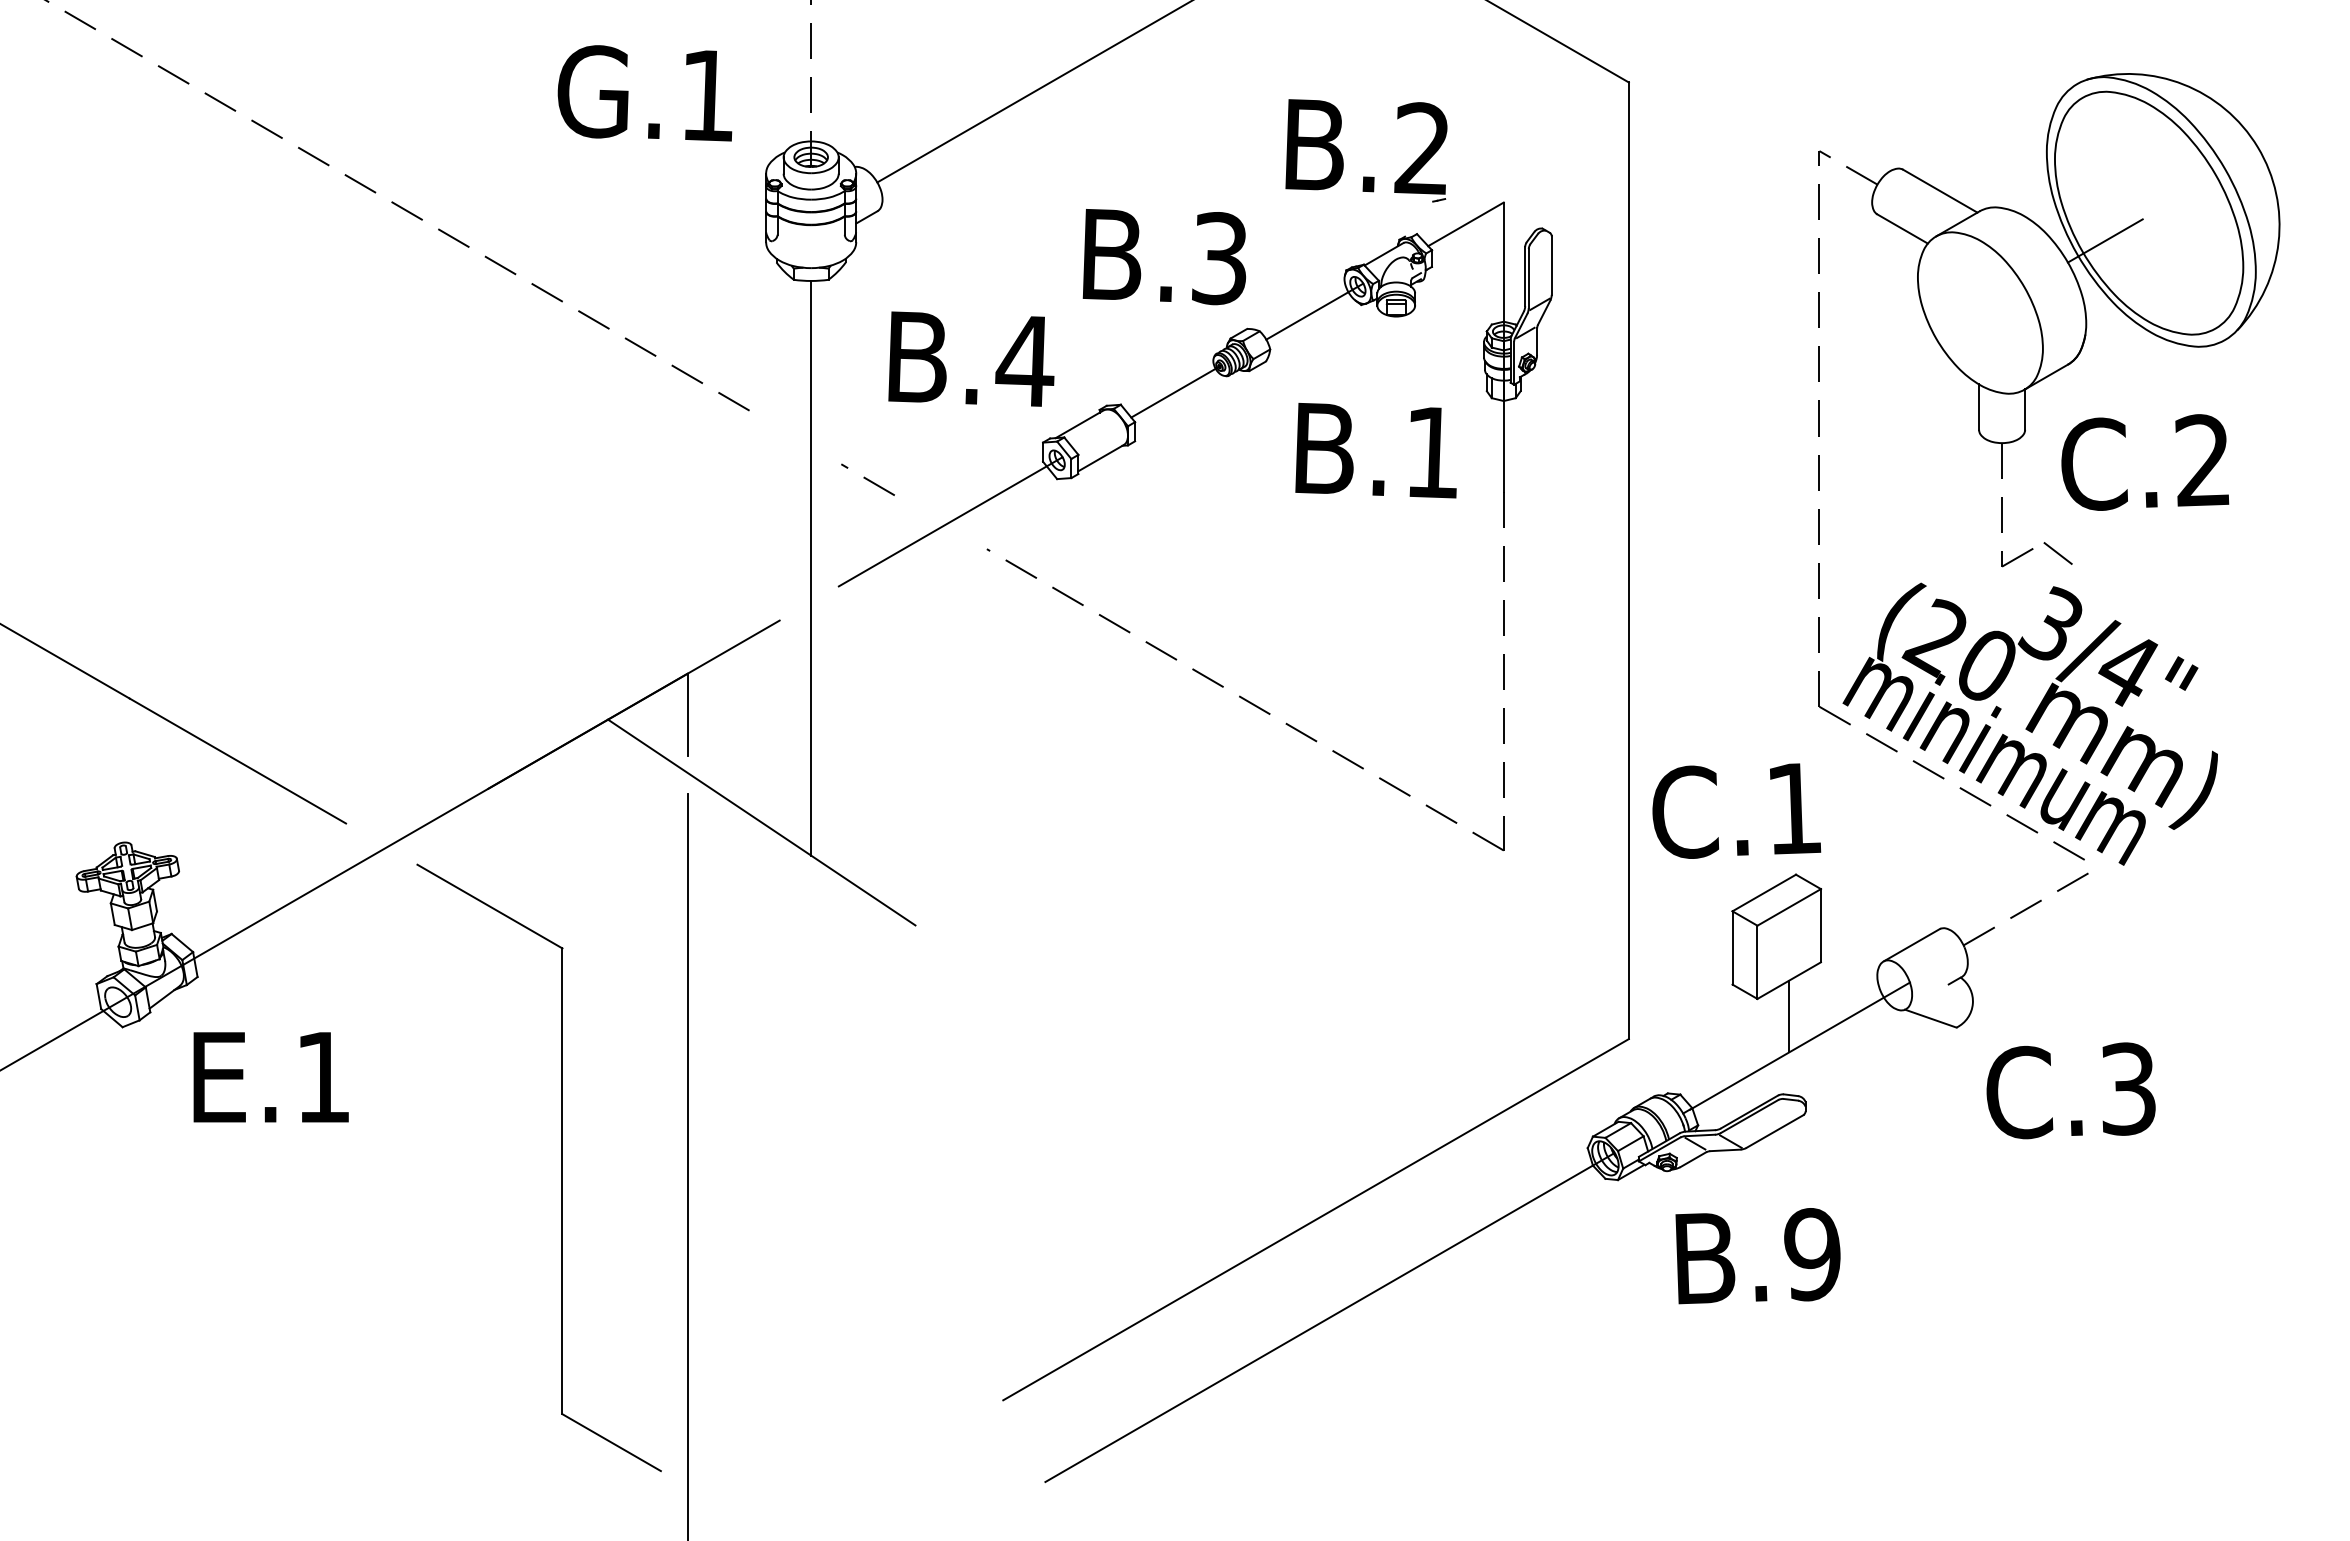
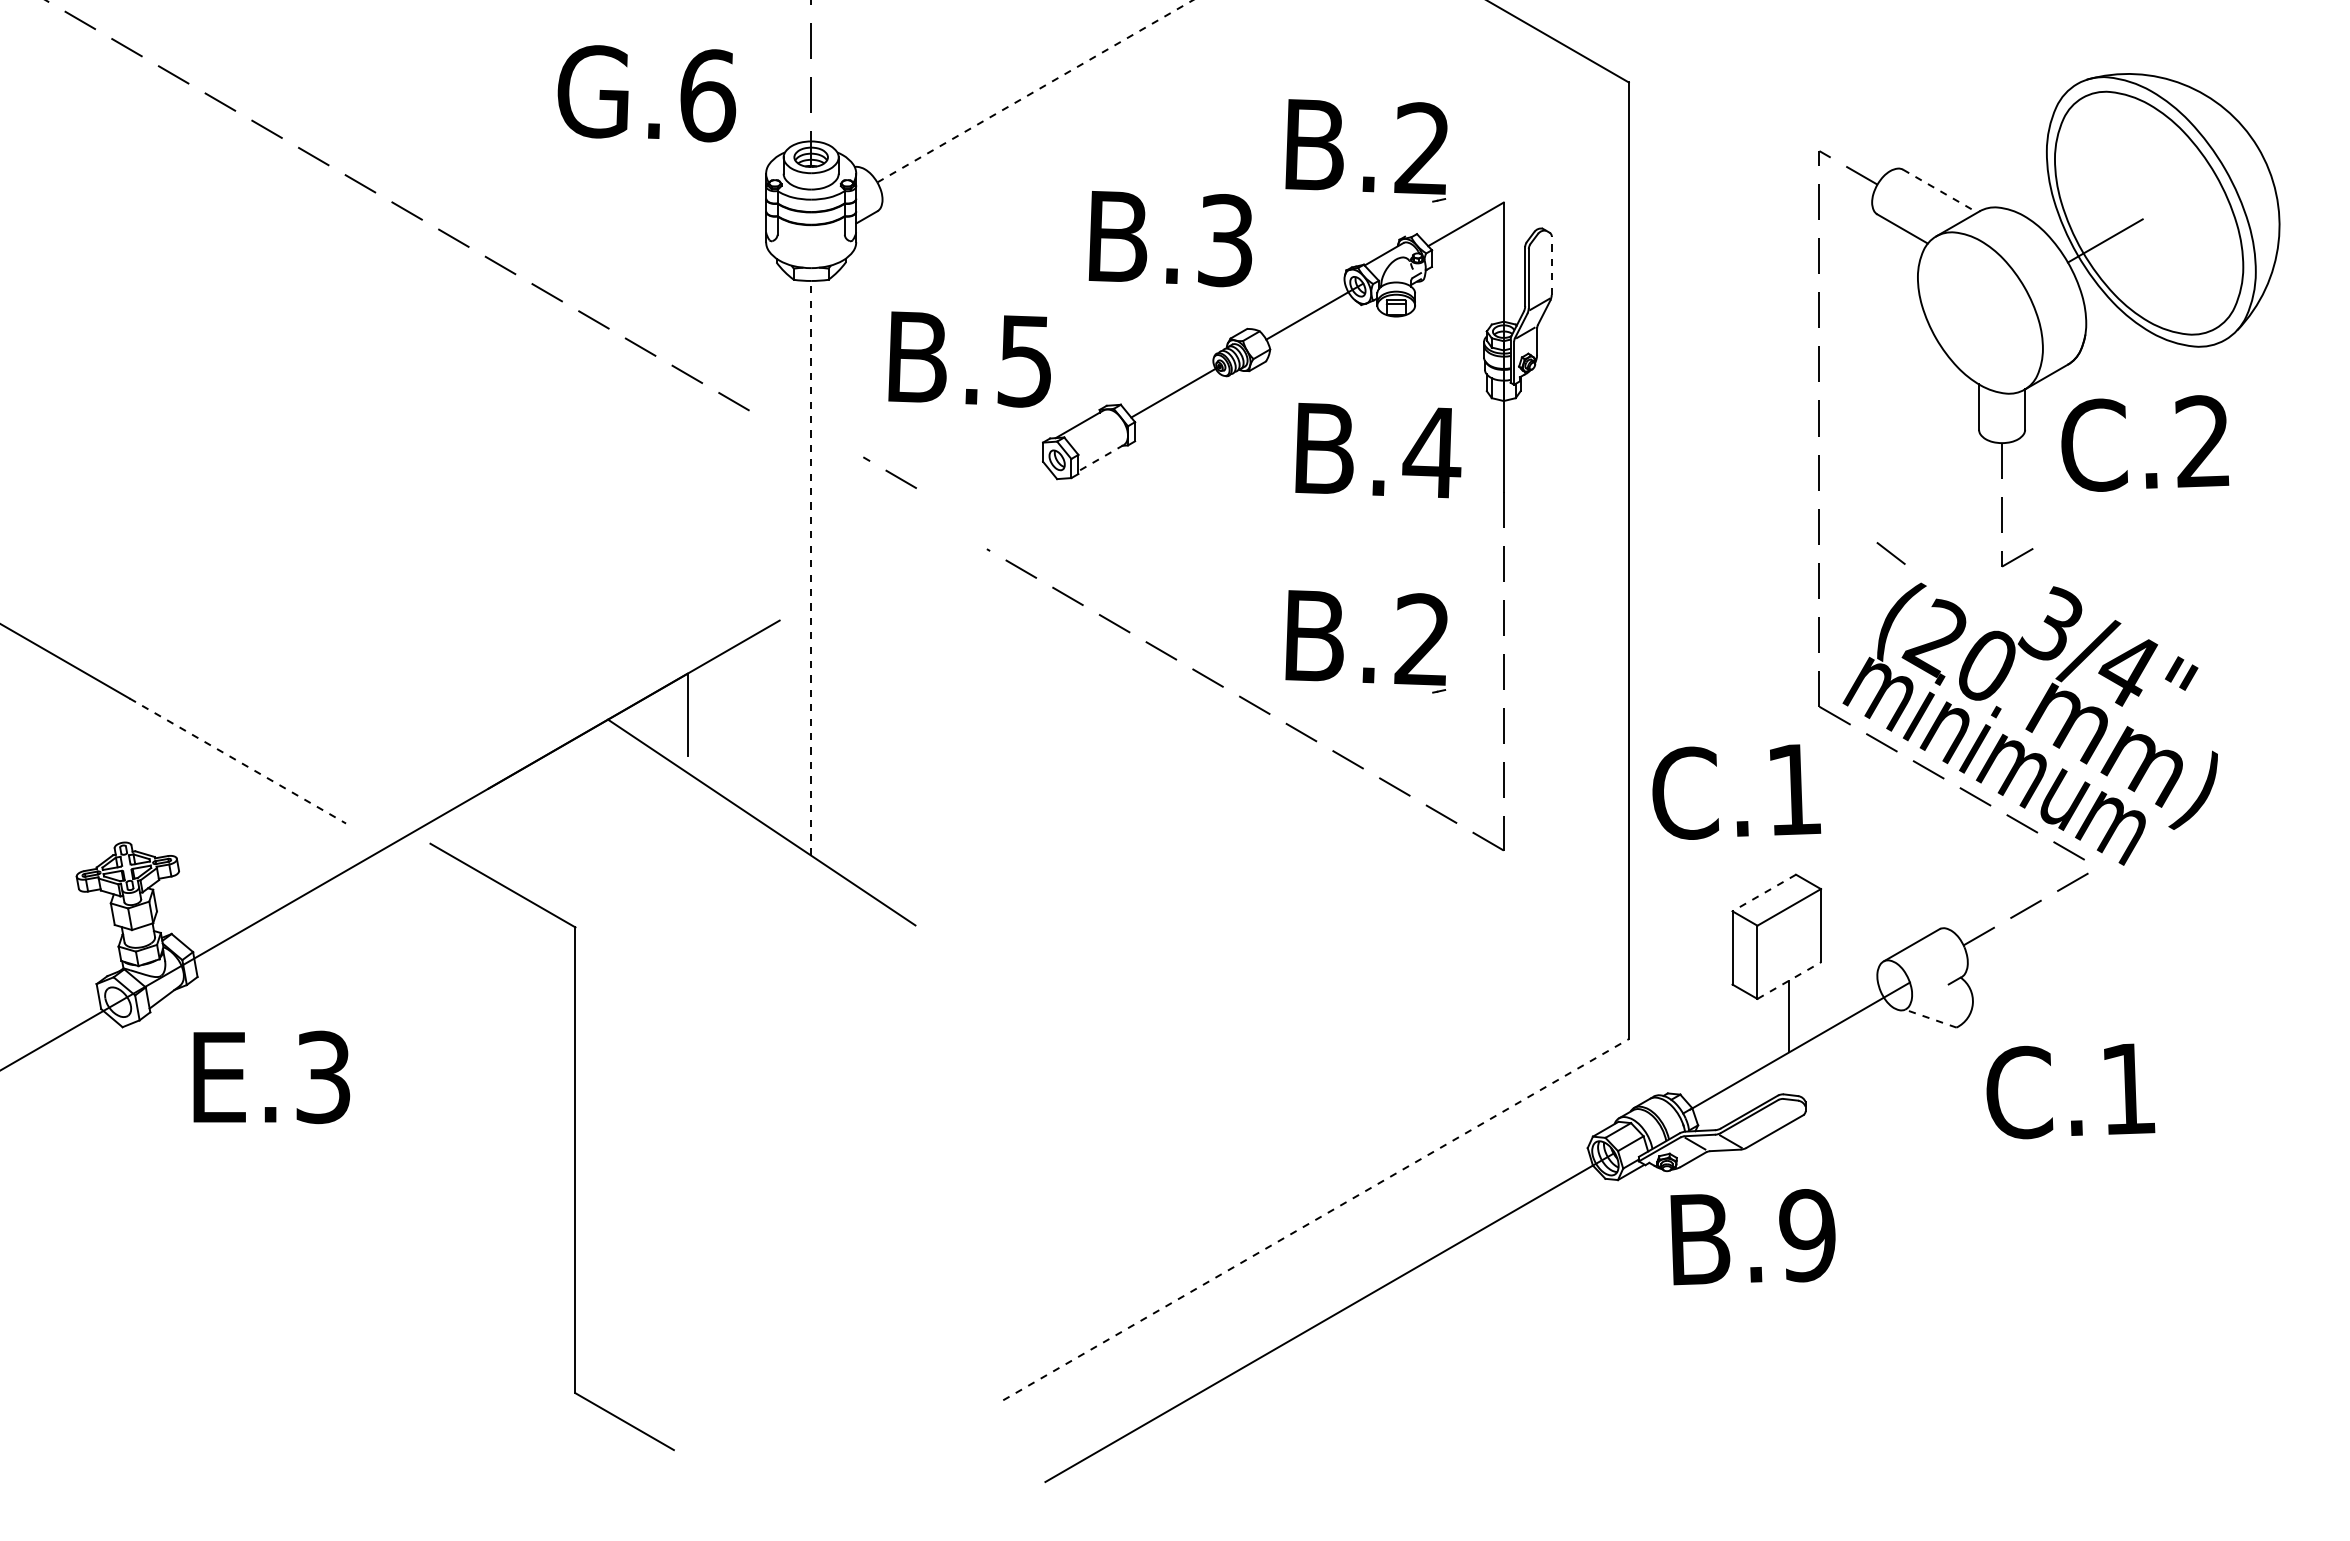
line: solid -> dashed (1034, 91)
text: G.1 -> G.6 (708, 95)
line: solid -> dashed (1940, 191)
text position: (1163, 257) -> (1169, 239) (1169, 239)
line: solid -> dashed (1551, 264)
text: B.4 -> B.5 (1024, 361)
text: B.1 -> B.4 (1431, 452)
line: solid -> dashed (1100, 458)
text position: (2145, 462) -> (2145, 443) (2145, 443)
line position: (867, 479) -> (889, 472) (889, 472)
line: present -> none (950, 521)
line position: (2057, 553) -> (1890, 553) (1890, 553)
line: solid -> dashed (811, 567)
part: none -> present (1343, 649)
line: solid -> dashed (237, 761)
text position: (1736, 810) -> (1736, 791) (1736, 791)
line: solid -> dashed (1764, 893)
line: solid -> dashed (1789, 980)
line: solid -> dashed (1930, 1018)
text: E.1 -> E.3 (323, 1077)
text: C.3 -> C.1 (2128, 1088)
line: present -> none (687, 1165)
part position: (561, 1167) -> (574, 1146) (574, 1146)
line: solid -> dashed (1316, 1219)
text position: (1757, 1256) -> (1752, 1237) (1752, 1237)
